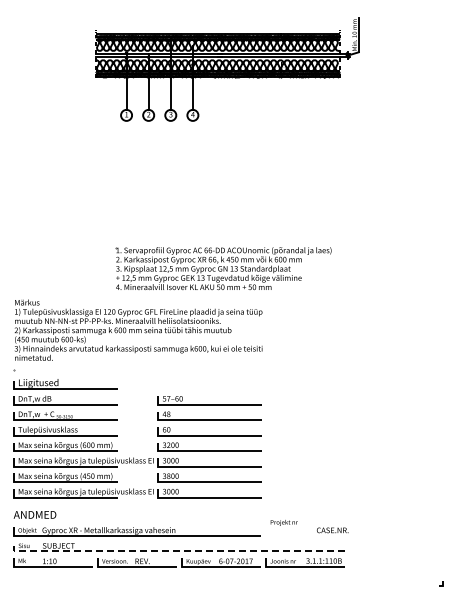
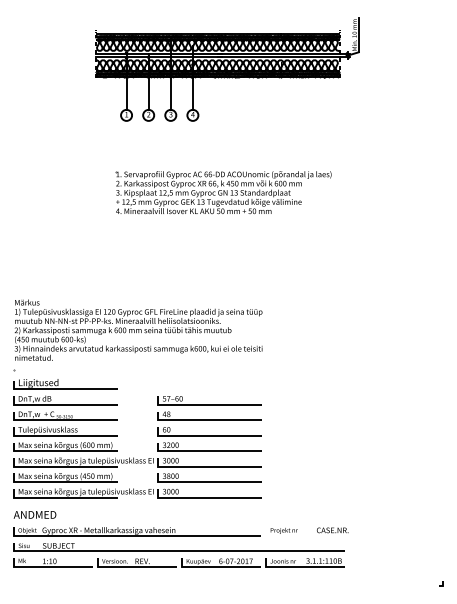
part position: (223, 268) -> (223, 192) (223, 192)
text position: (283, 522) -> (283, 530) (283, 530)
line: dashed -> solid (174, 551)
